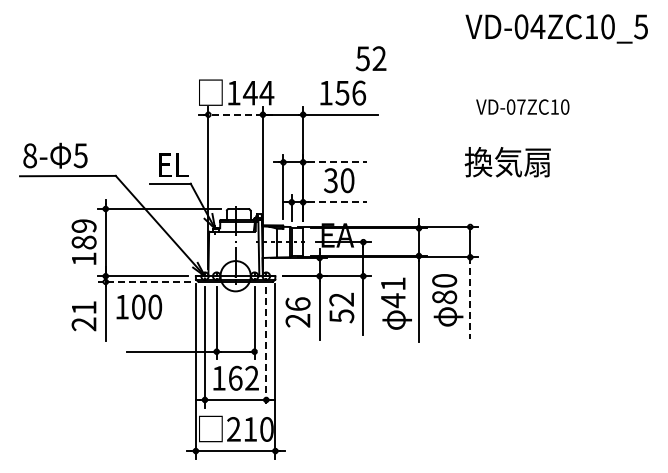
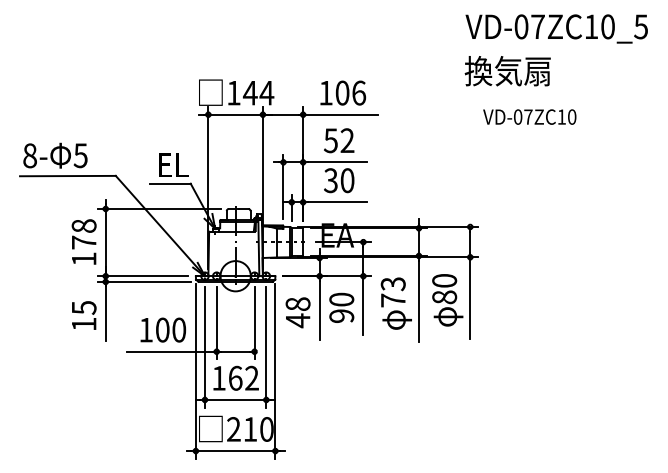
text: VD-04ZC10_5 -> VD-07ZC10_5 (537, 26)
text position: (371, 58) -> (339, 140) (339, 140)
text: 156 -> 106 (342, 92)
text position: (522, 106) -> (529, 116) (529, 116)
line: dashed -> solid (235, 114)
line: dashed -> solid (337, 162)
text position: (507, 162) -> (507, 71) (507, 71)
line: dashed -> solid (337, 202)
text: 189 -> 178 (83, 234)
line: dashed -> solid (144, 281)
text: 41 -> 73 (392, 292)
line: dashed -> solid (470, 298)
text position: (138, 306) -> (162, 329) (162, 329)
text: 52 -> 90 (341, 307)
text: 26 -> 48 (297, 312)
text: 21 -> 15 (83, 316)
line: dashed -> solid (266, 347)
